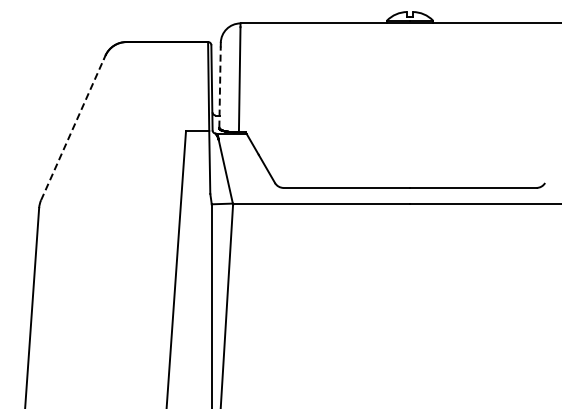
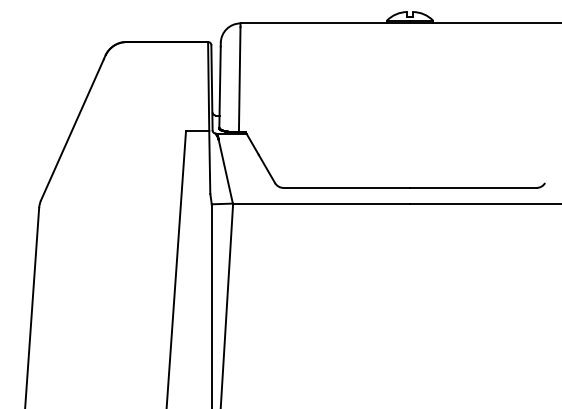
line: dashed -> solid (220, 87)
line: dashed -> solid (72, 129)
